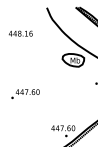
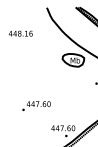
text position: (25, 94) -> (36, 106) (36, 106)
